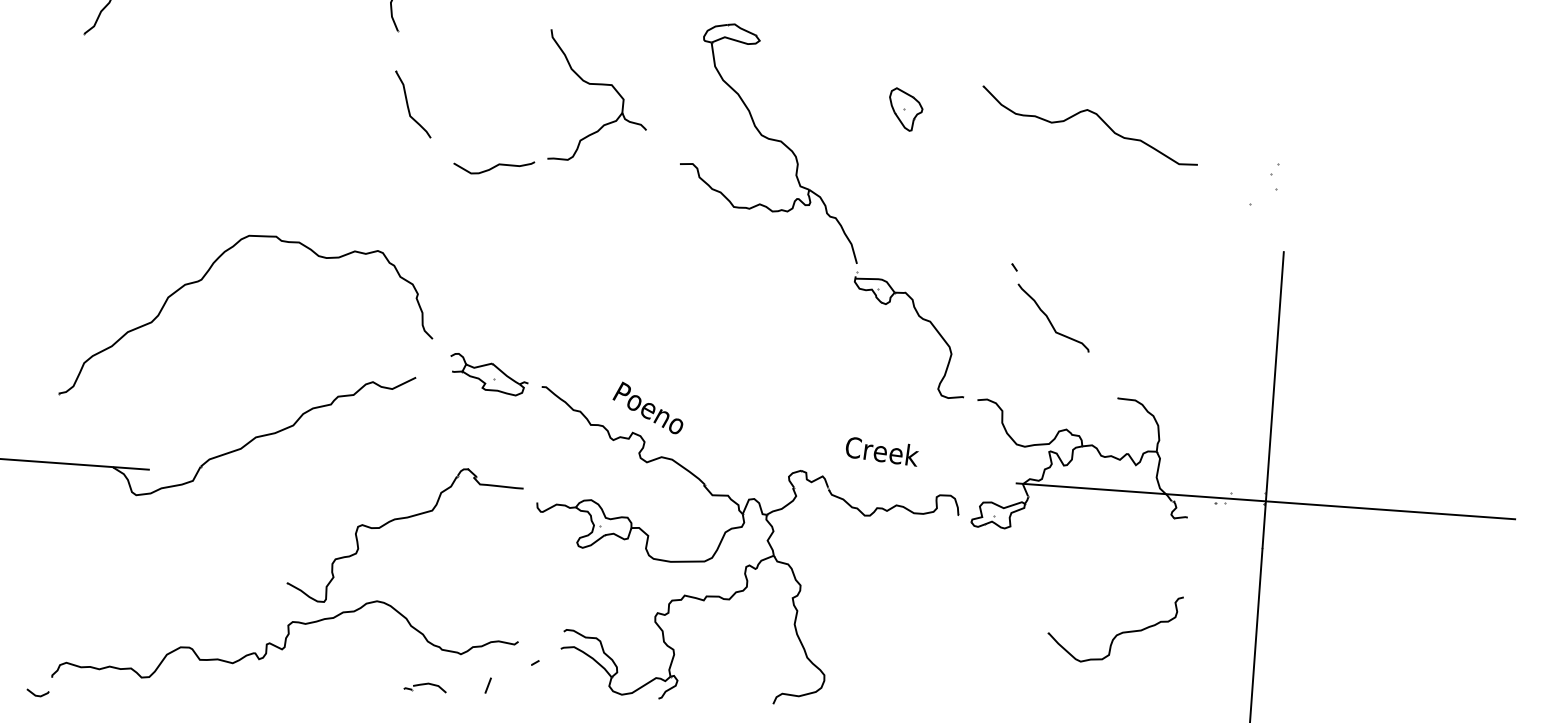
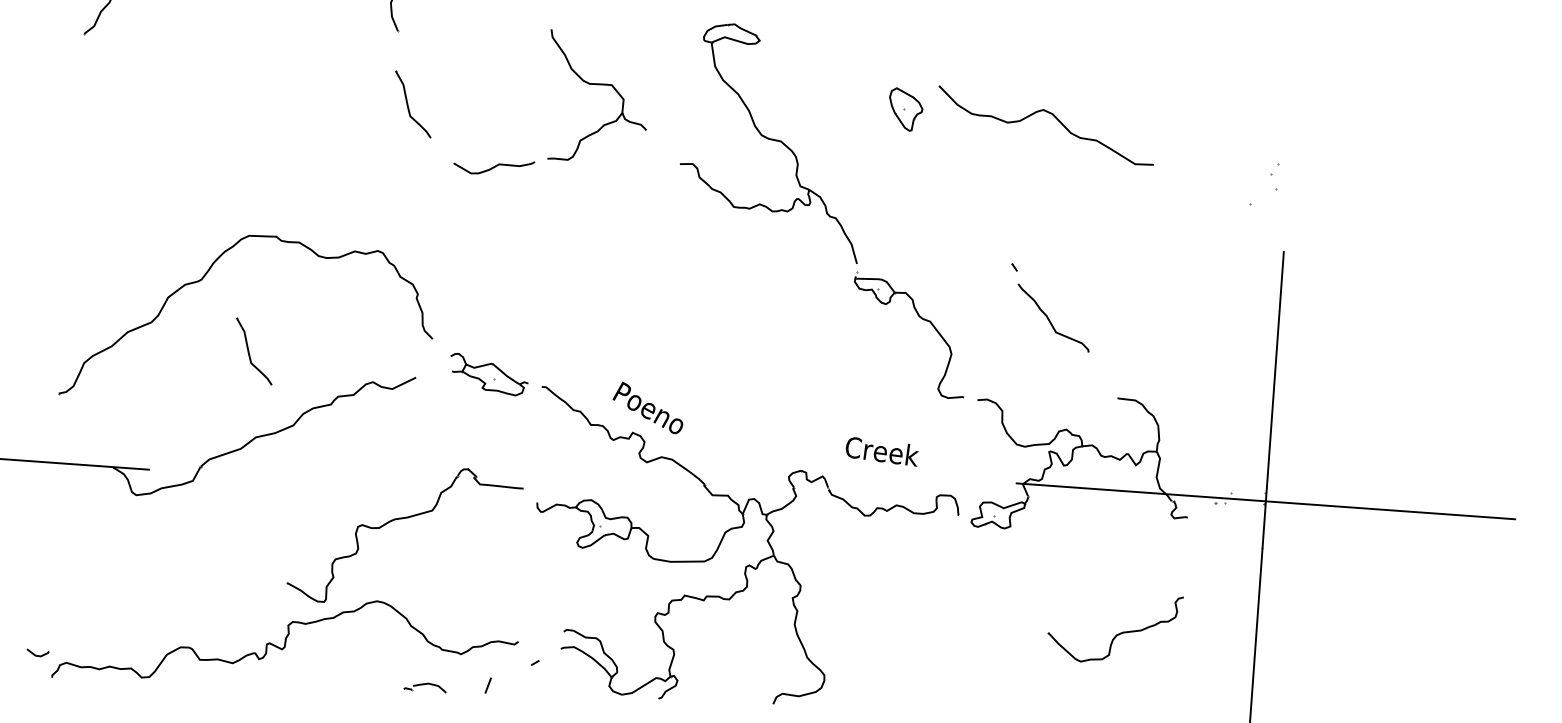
part position: (1097, 116) -> (1053, 116) (1053, 116)
part: none -> present (254, 351)
line position: (36, 694) -> (36, 654) (36, 654)
